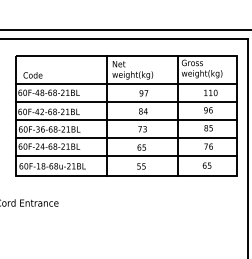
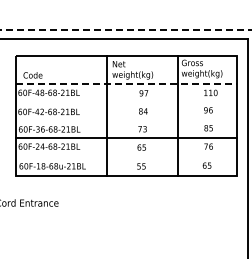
line: solid -> dashed (126, 29)
line: solid -> dashed (126, 84)
line: present -> none (125, 102)
line: present -> none (125, 120)
line: present -> none (125, 156)
